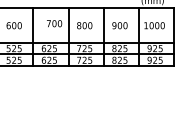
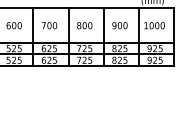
text position: (54, 23) -> (49, 25) (49, 25)
